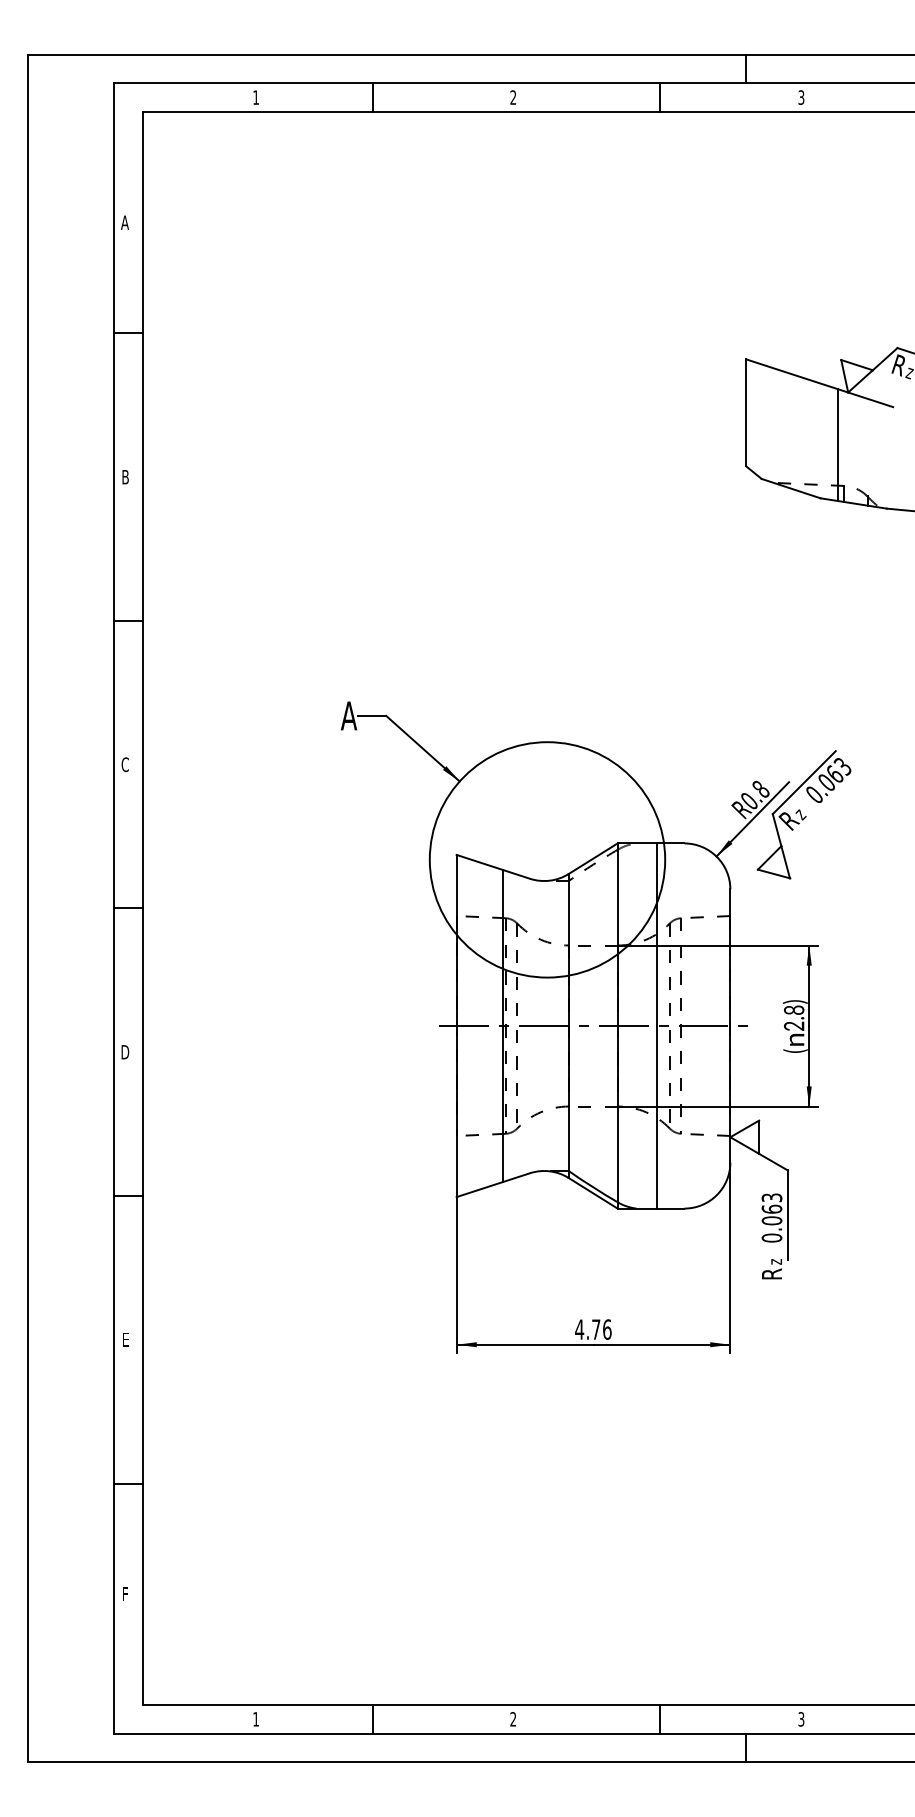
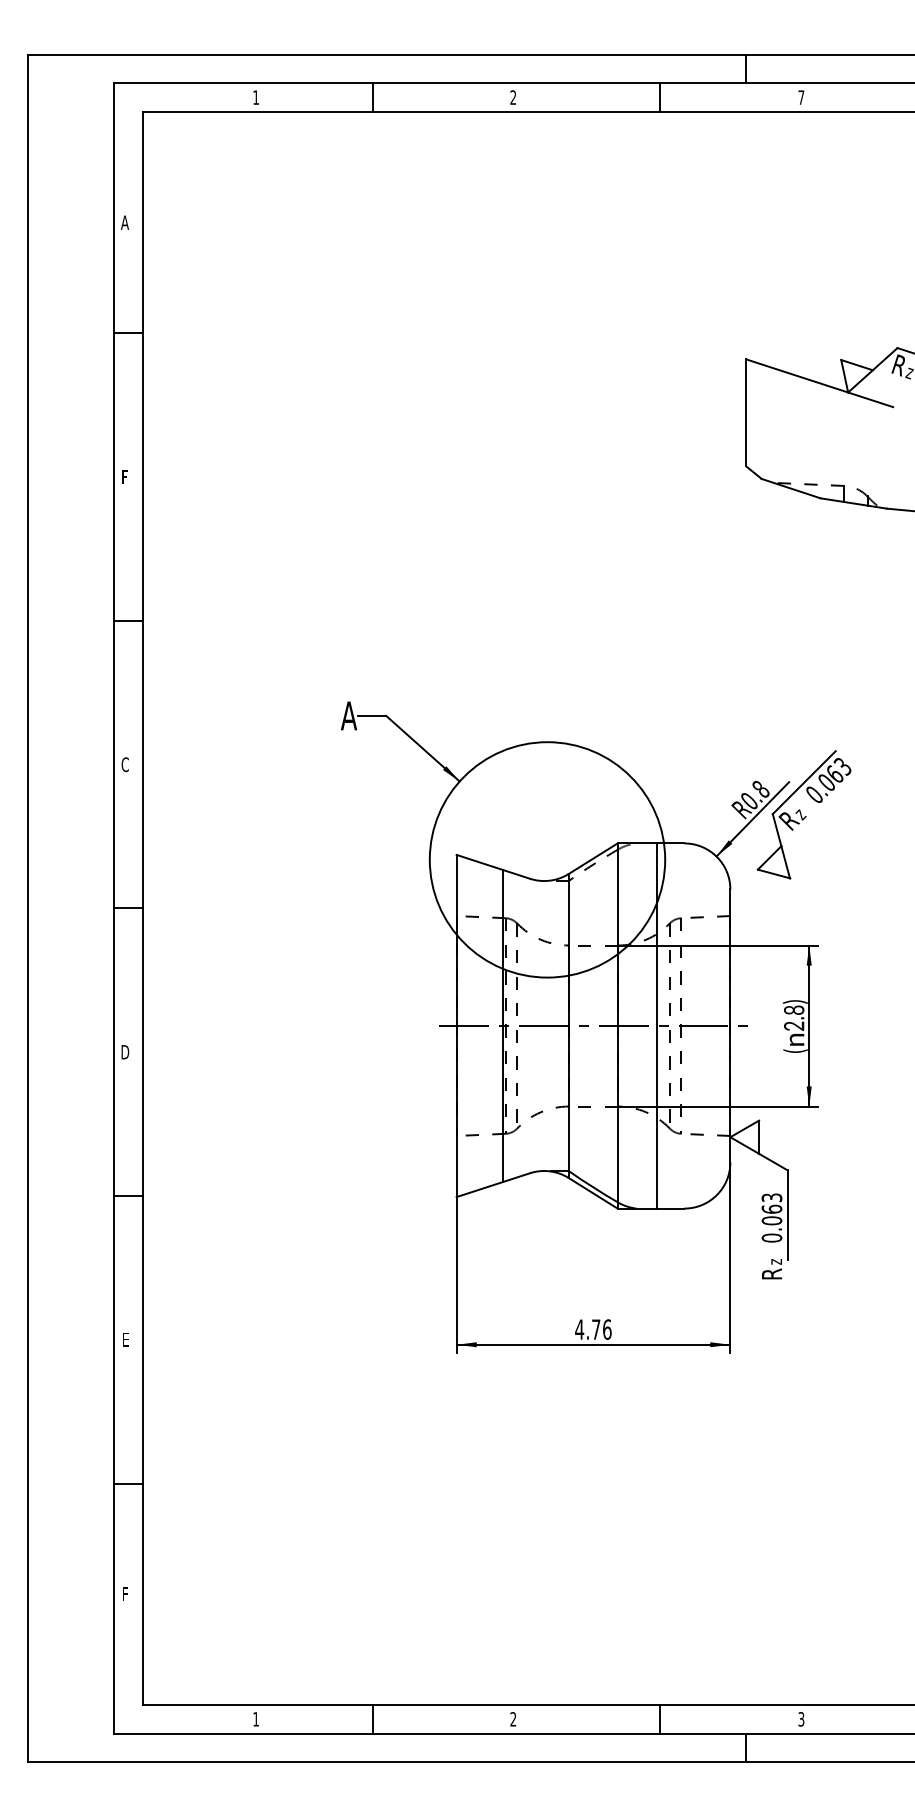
text: 3 -> 7 (801, 97)
line: present -> none (838, 445)
text: B -> F (125, 477)
